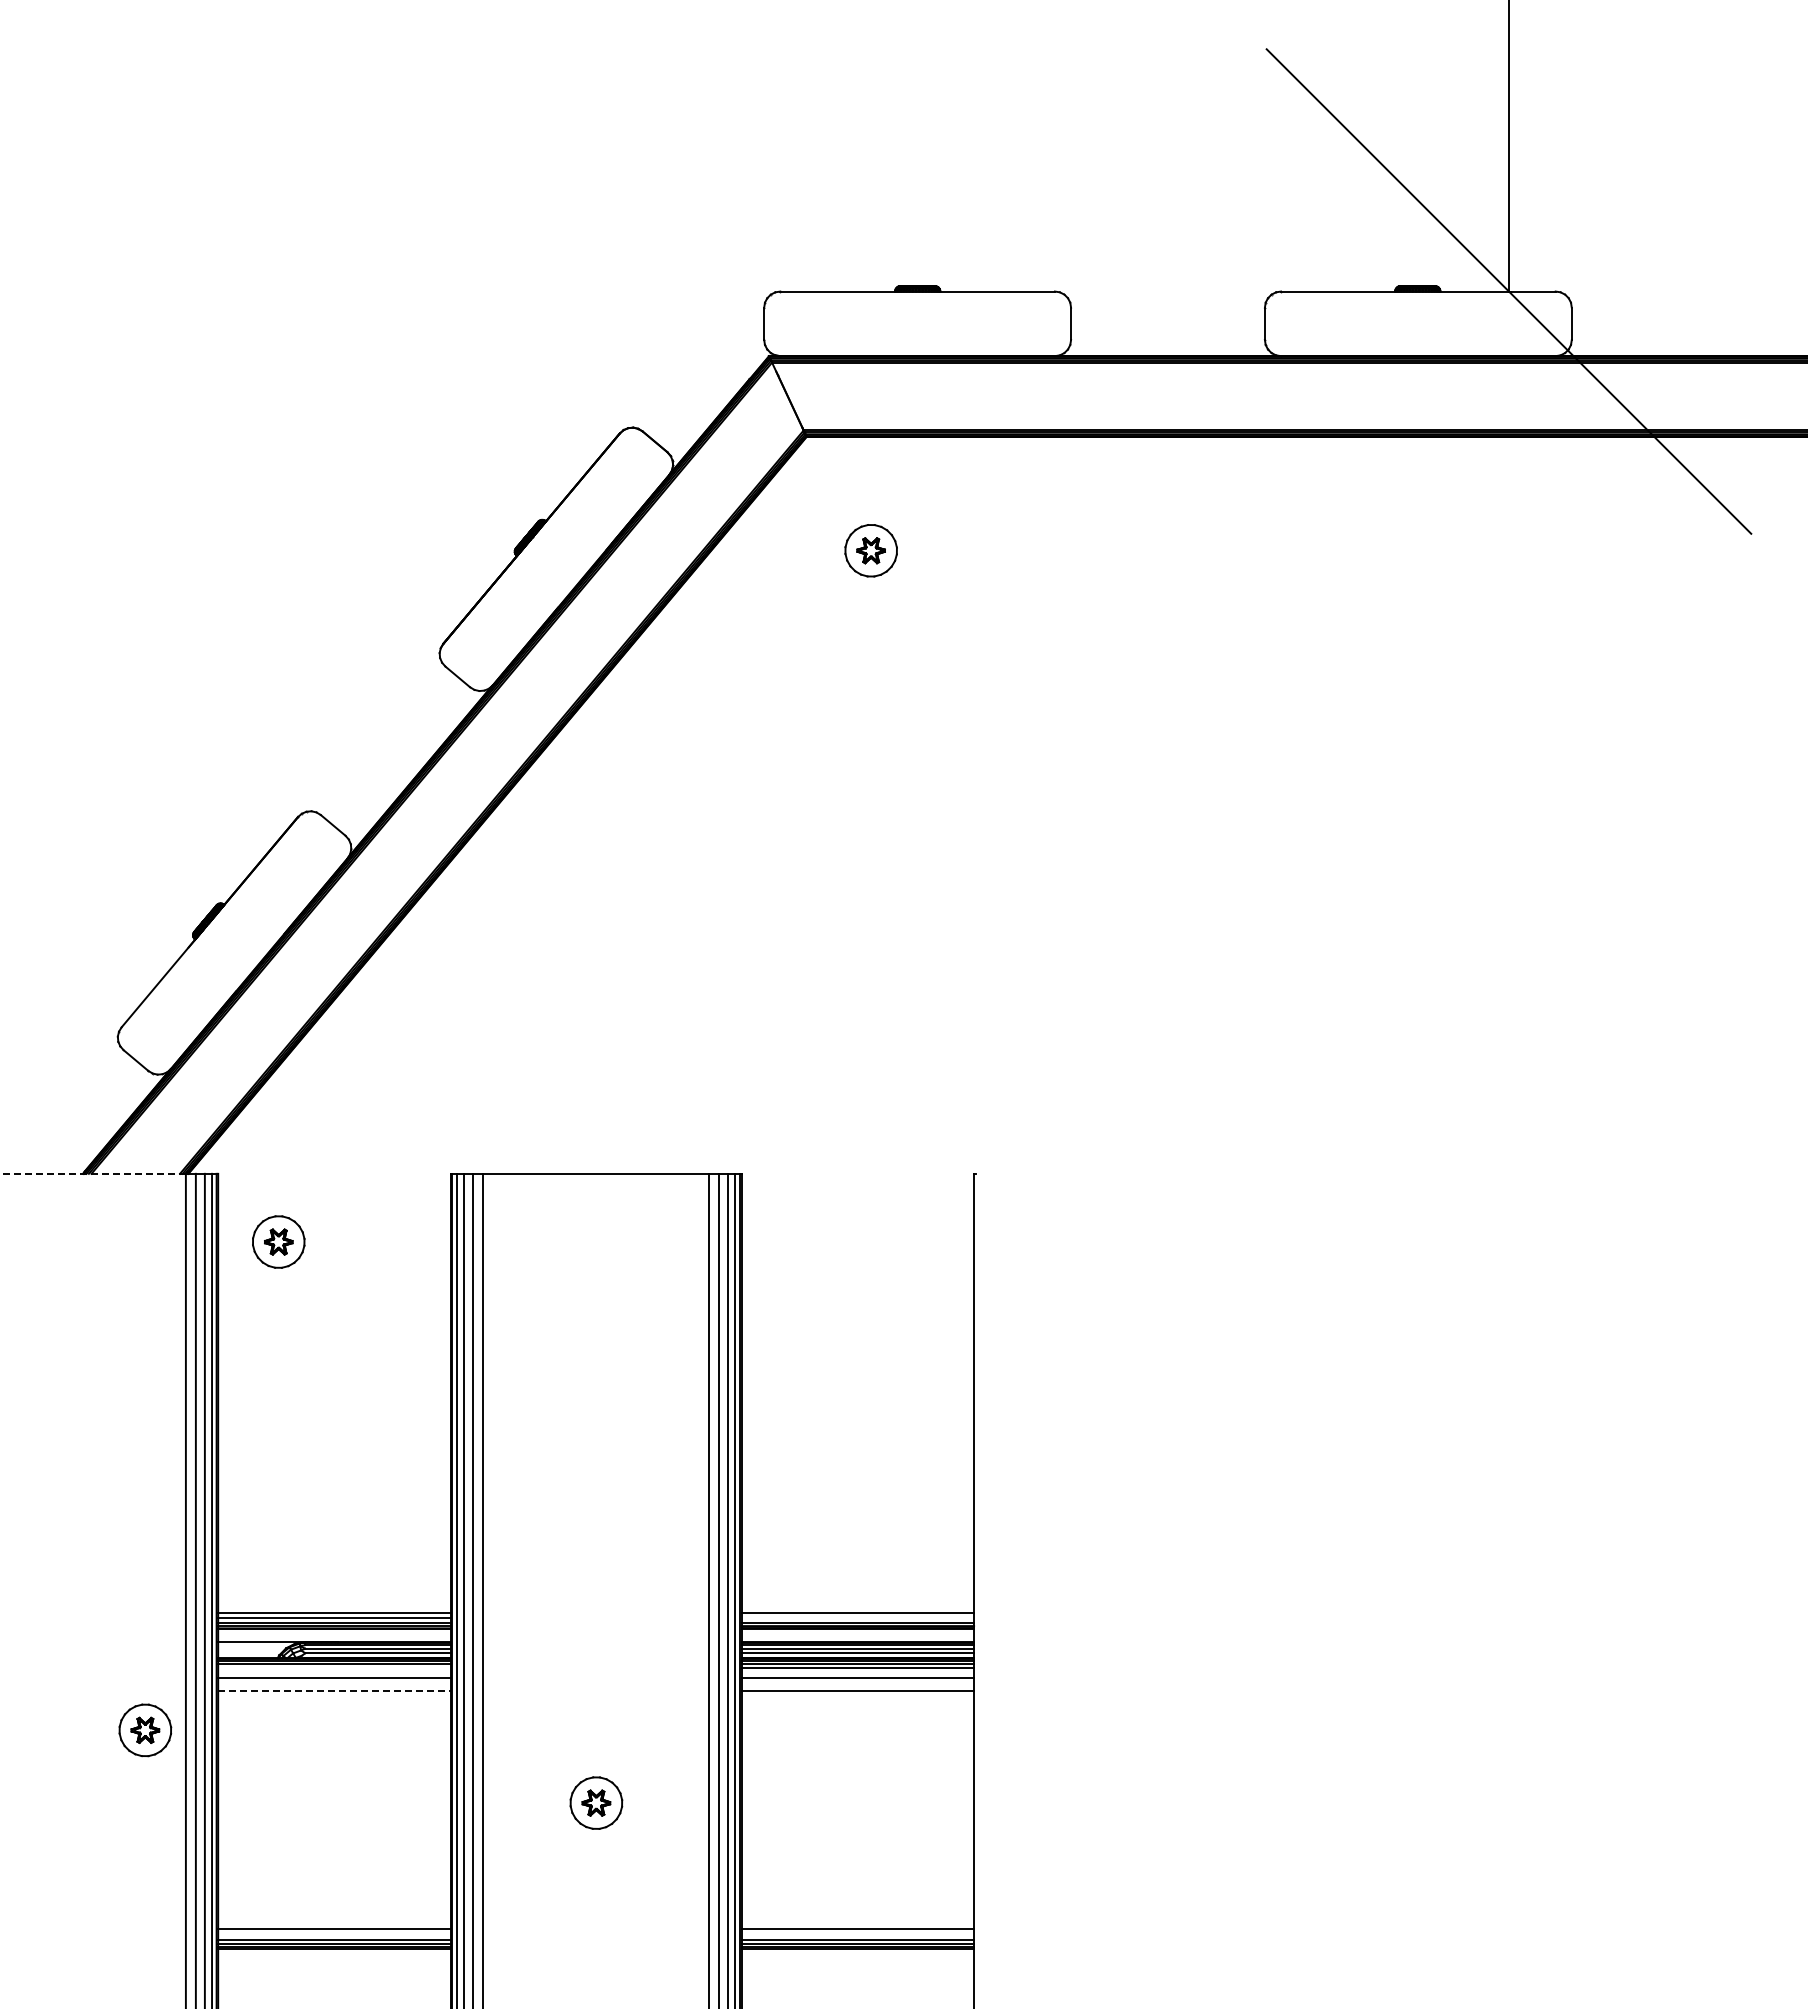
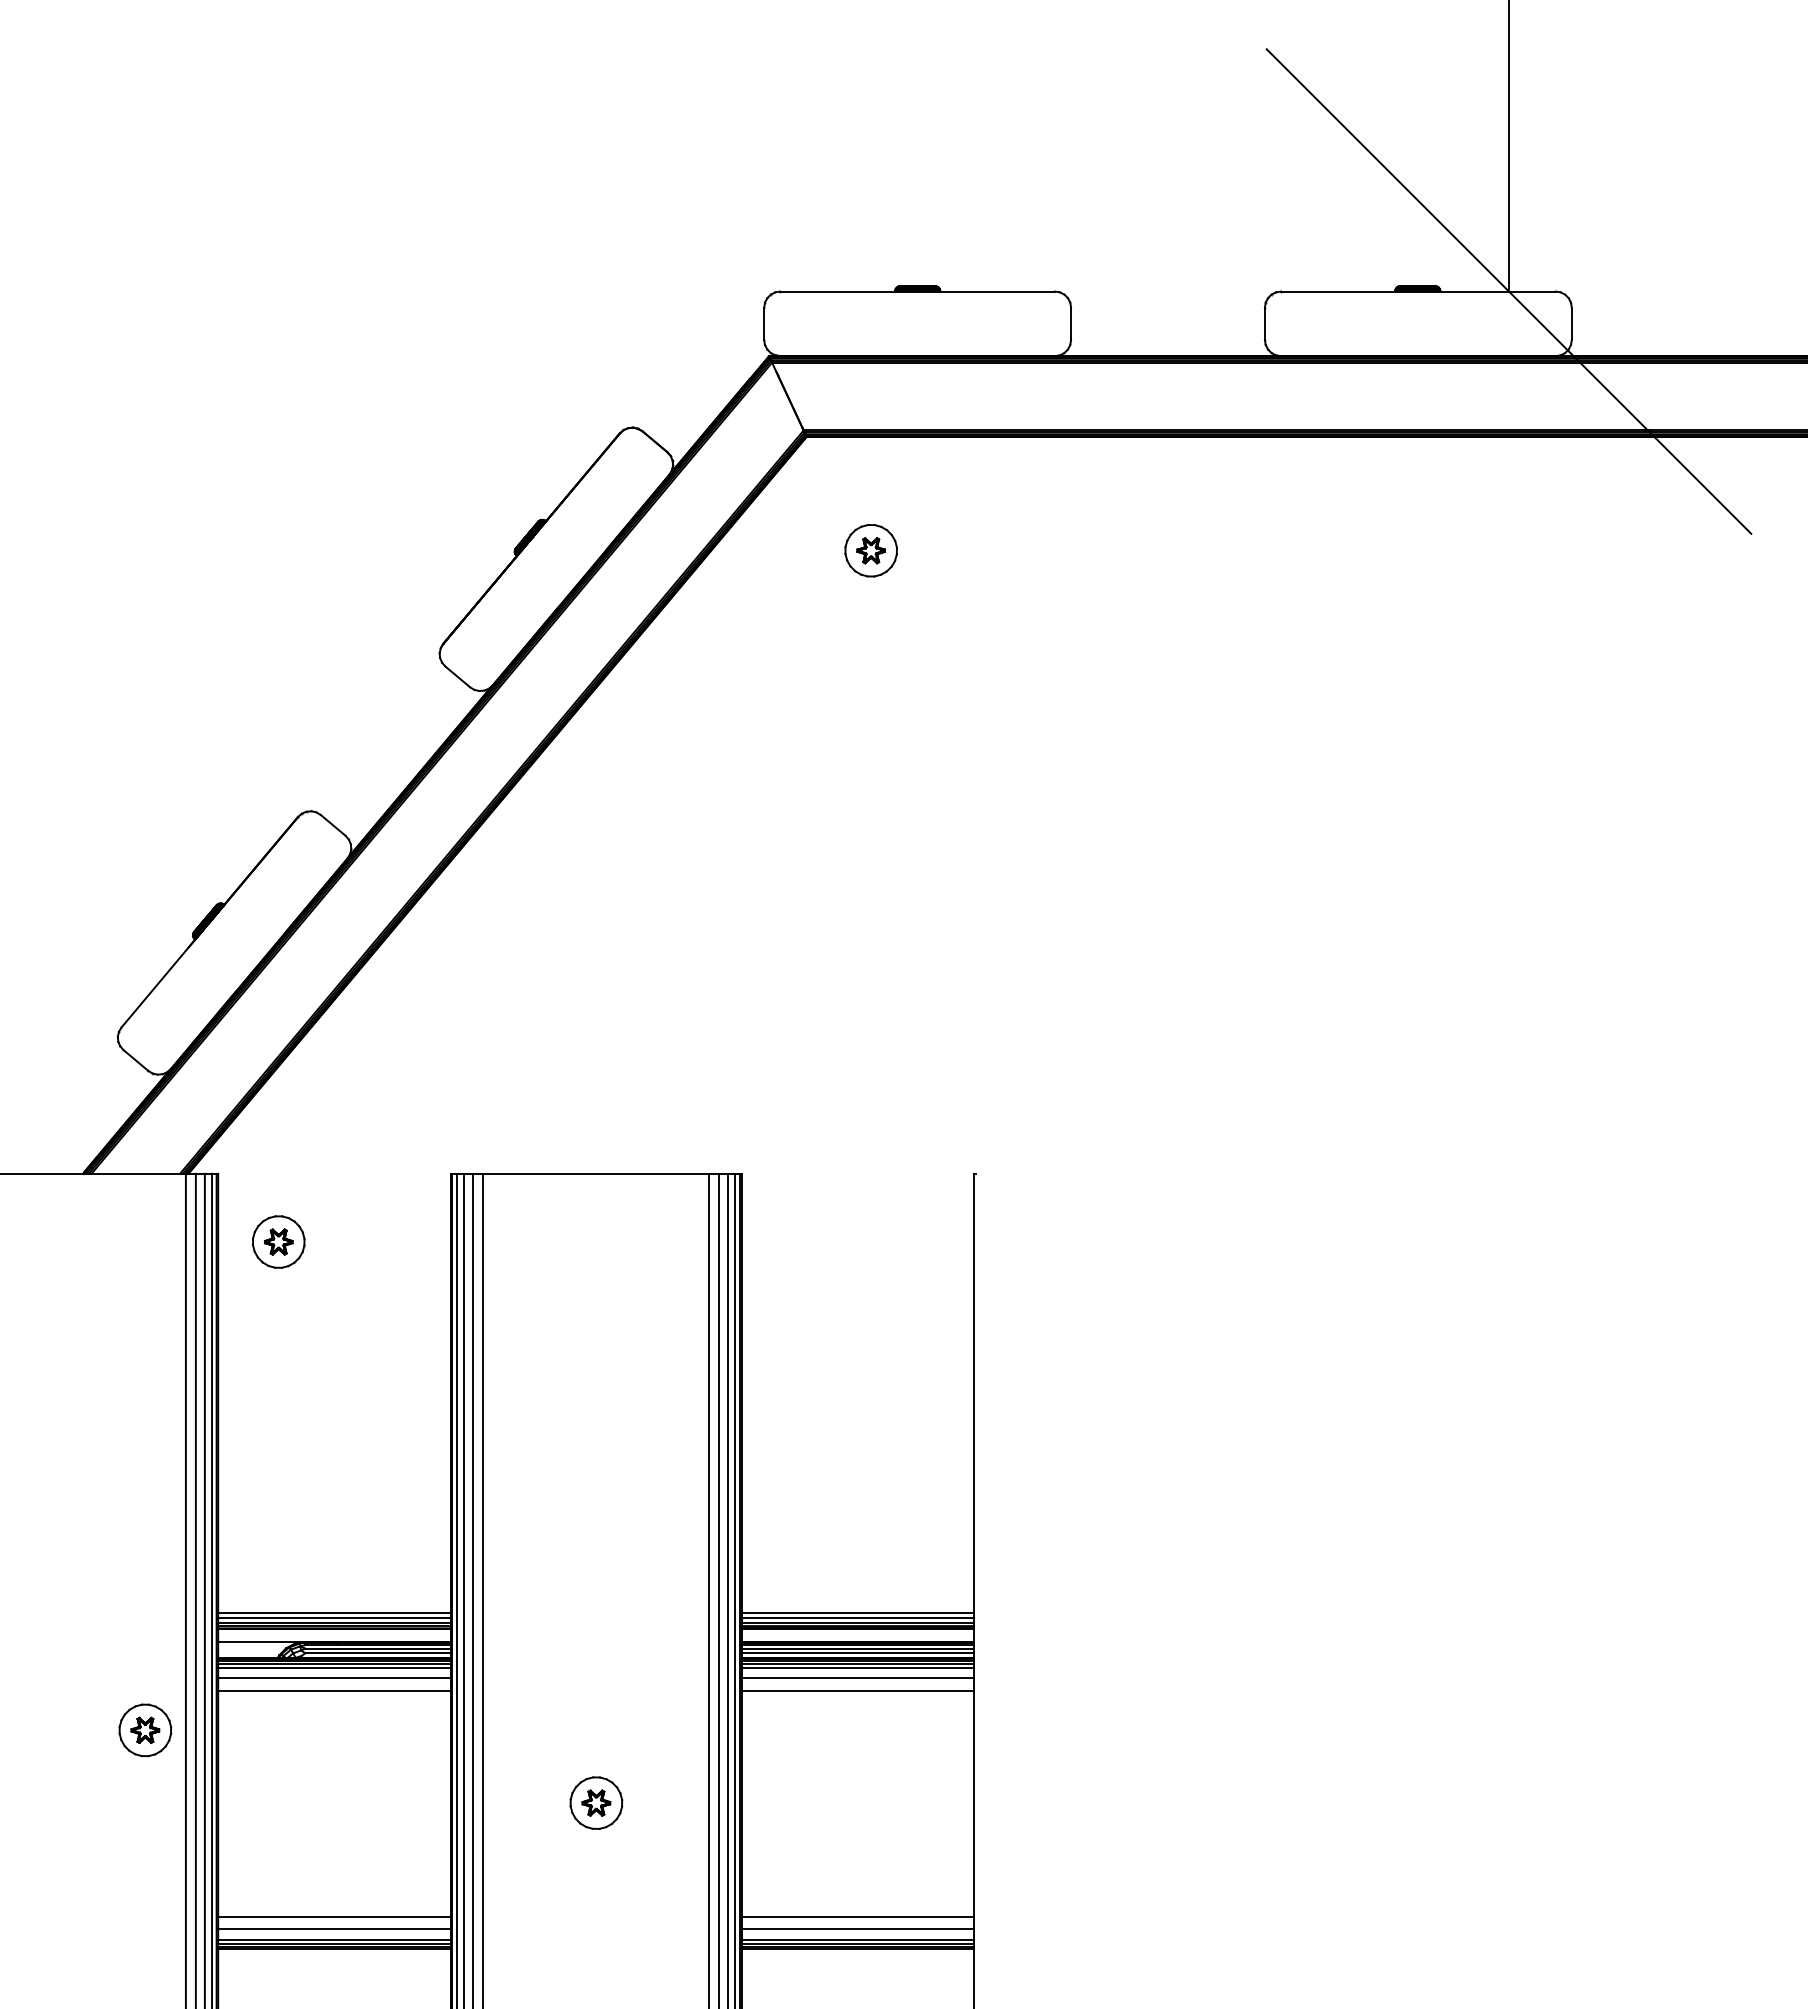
line: dashed -> solid (93, 1173)
line: none -> present (857, 1618)
line: none -> present (334, 1667)
line: dashed -> solid (334, 1690)
line: none -> present (334, 1916)
line: none -> present (857, 1916)
